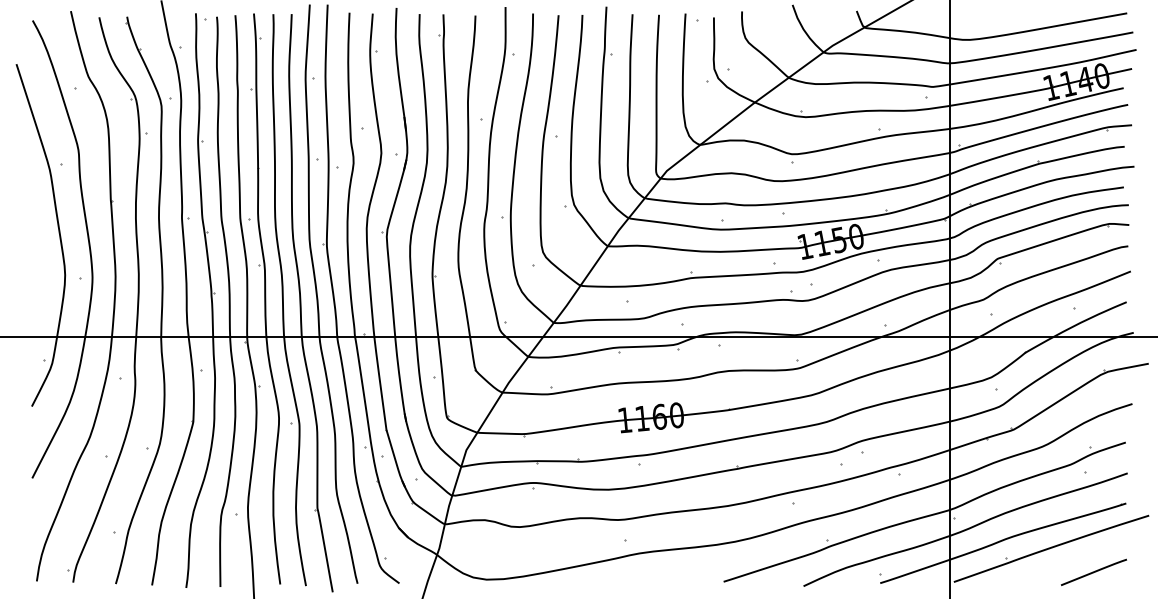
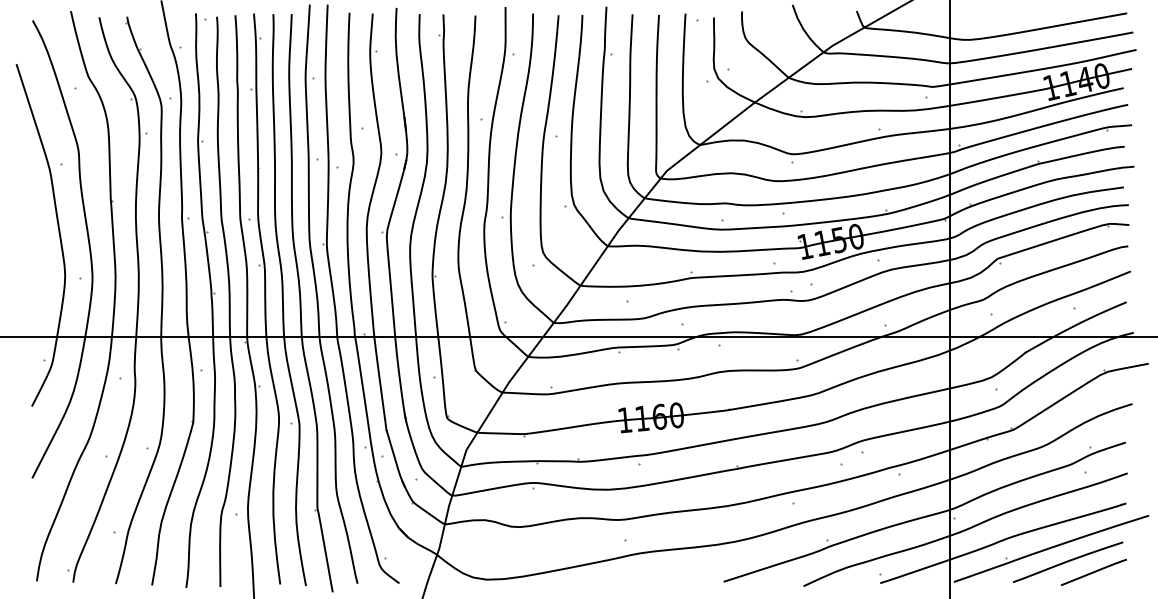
curve: none -> present (1067, 561)
